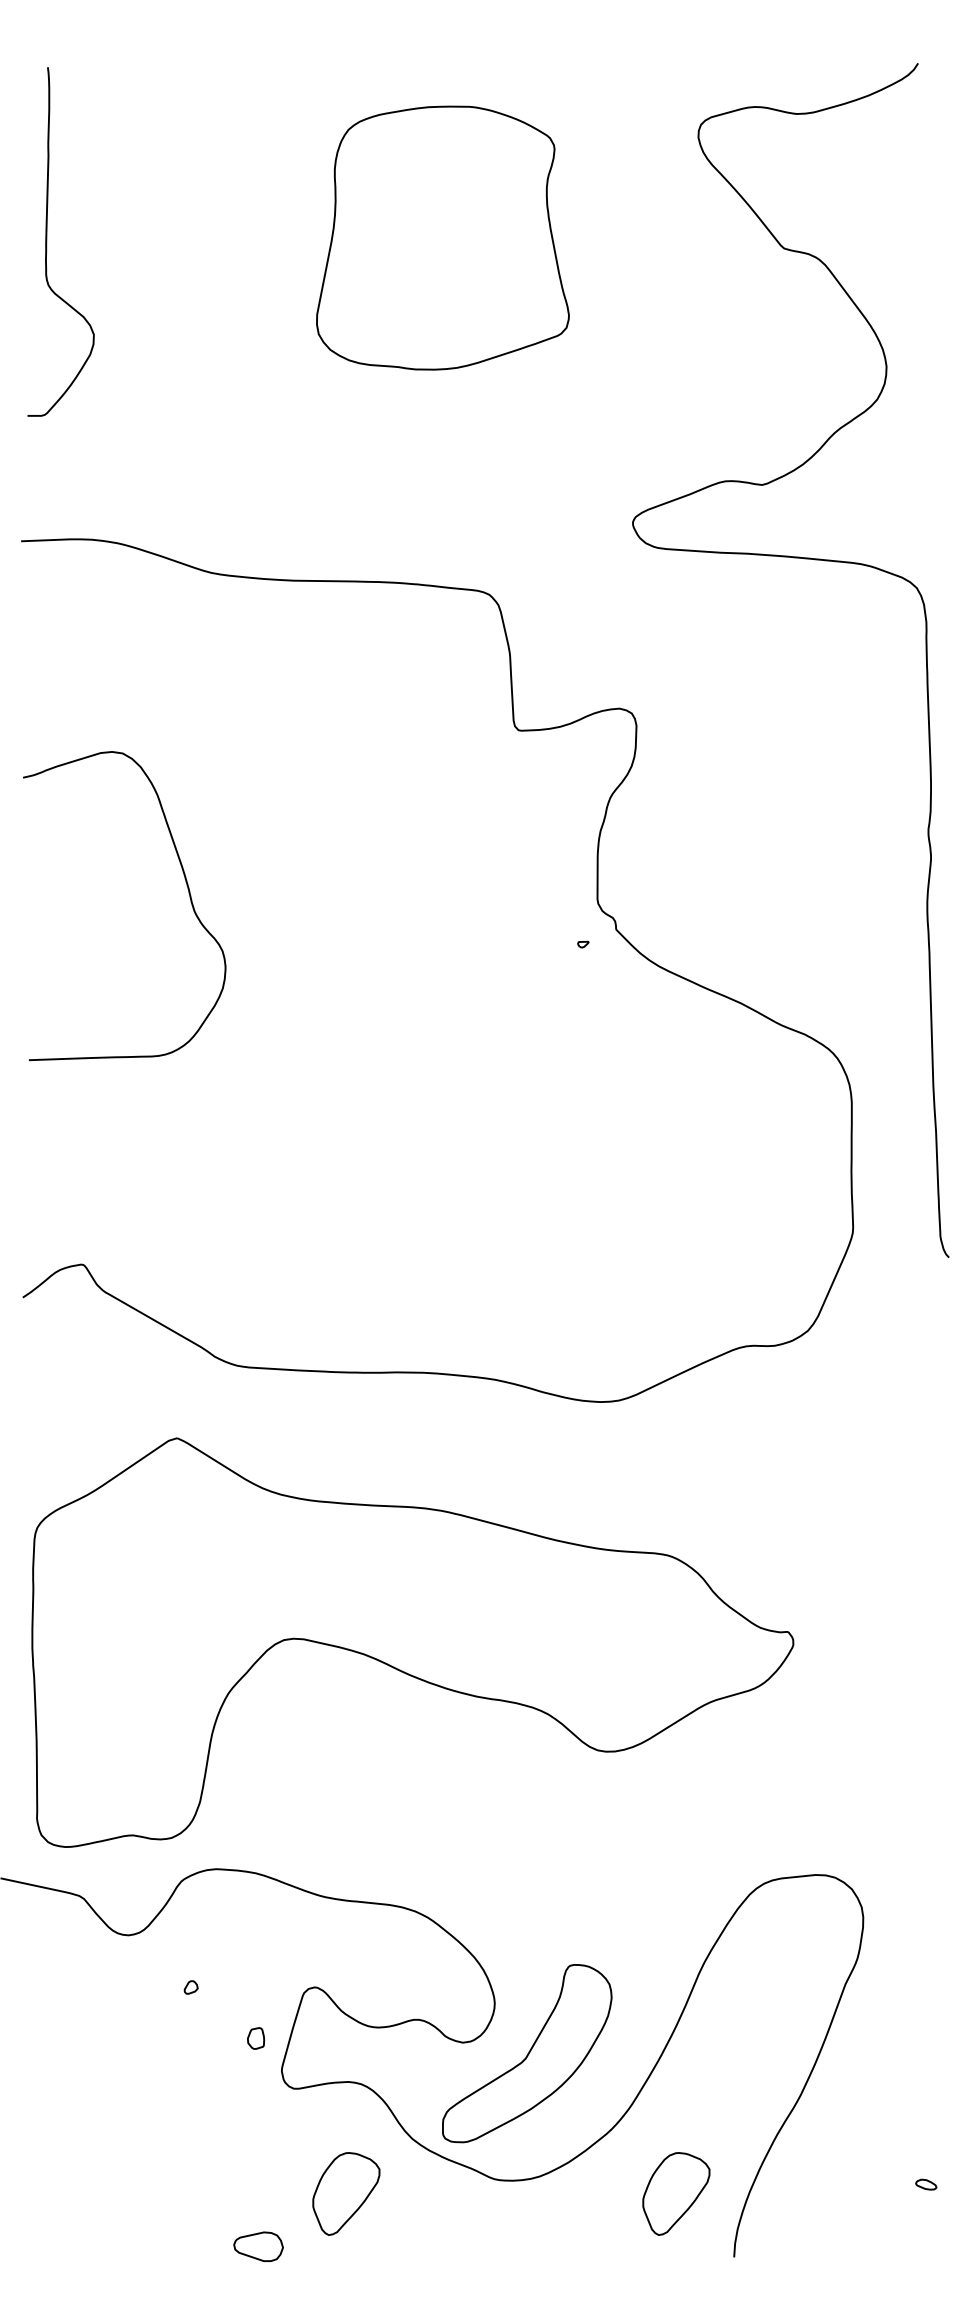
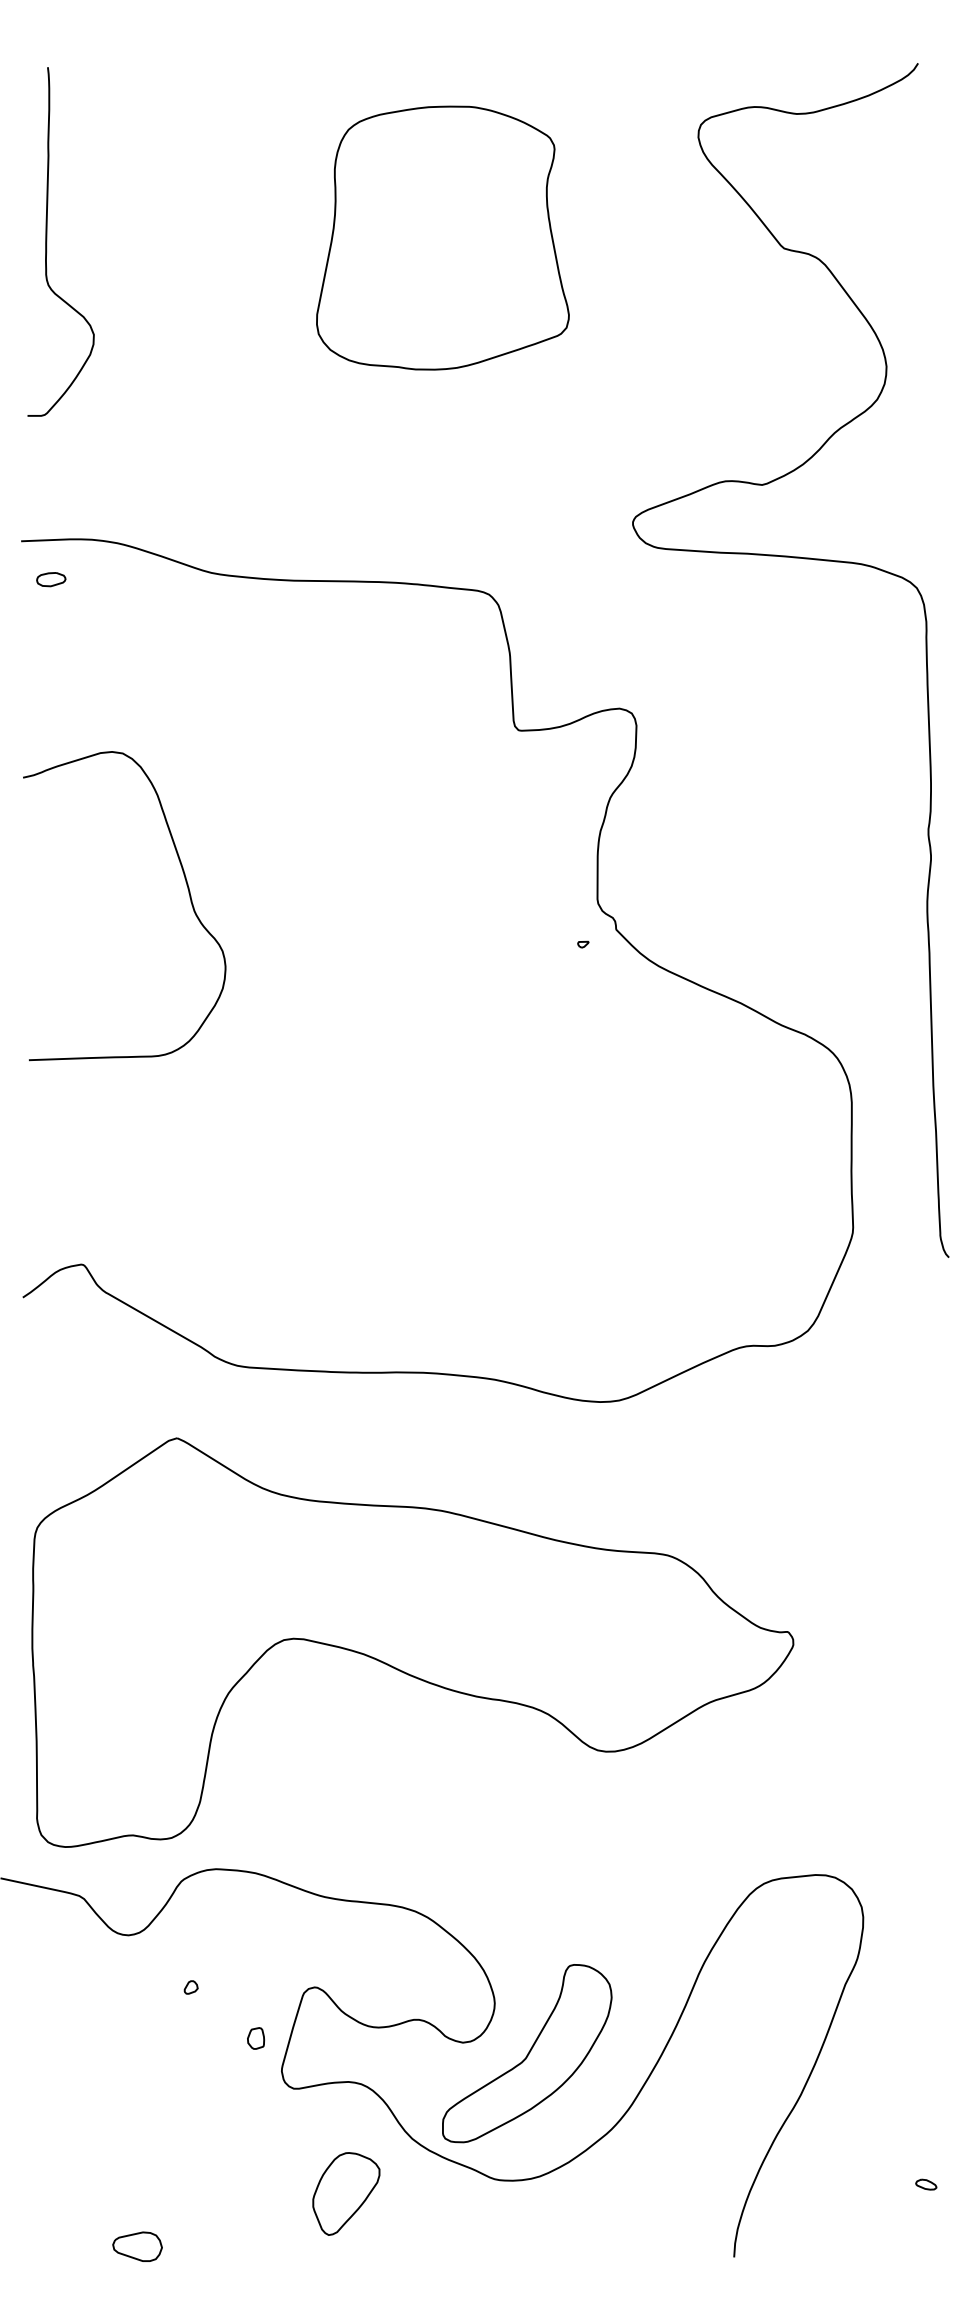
part: none -> present (51, 579)
part: present -> none (676, 2193)
part position: (258, 2246) -> (137, 2246) (137, 2246)
